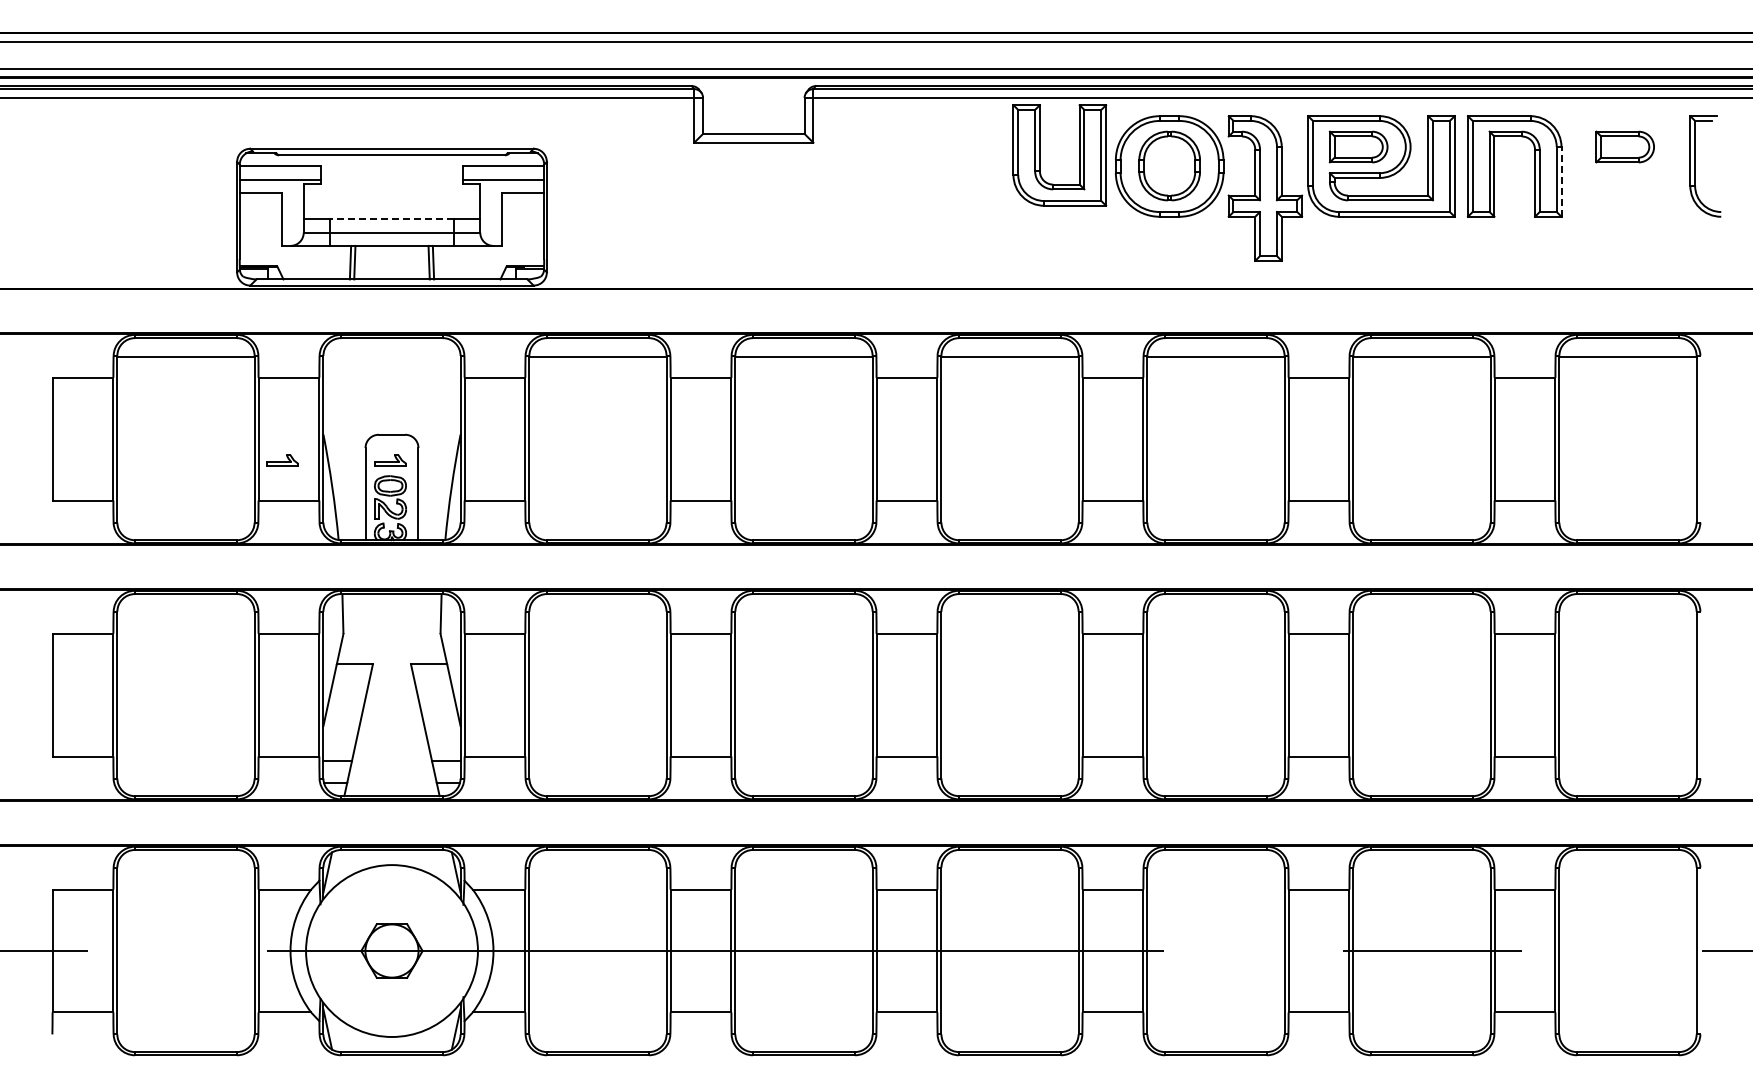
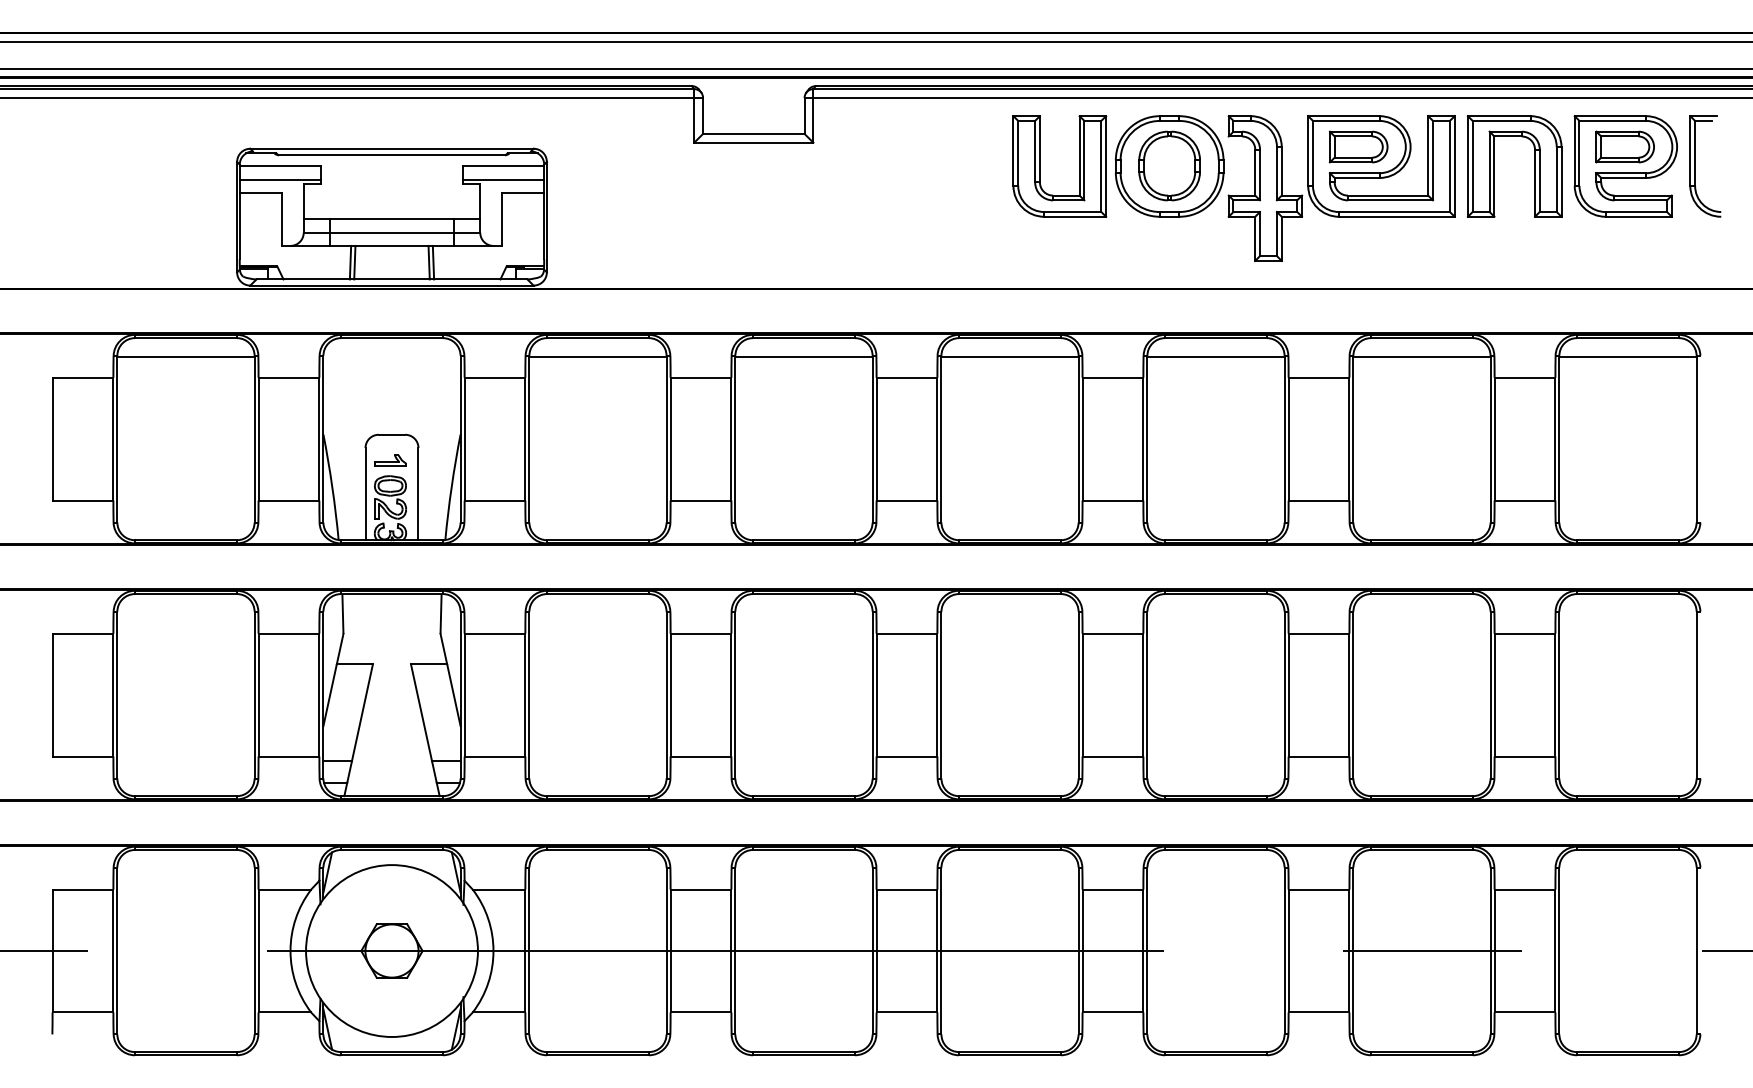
part position: (1040, 155) -> (1040, 166) (1040, 166)
part: none -> present (1625, 166)
line: dashed -> solid (1561, 181)
line: dashed -> solid (392, 219)
part: present -> none (282, 460)
